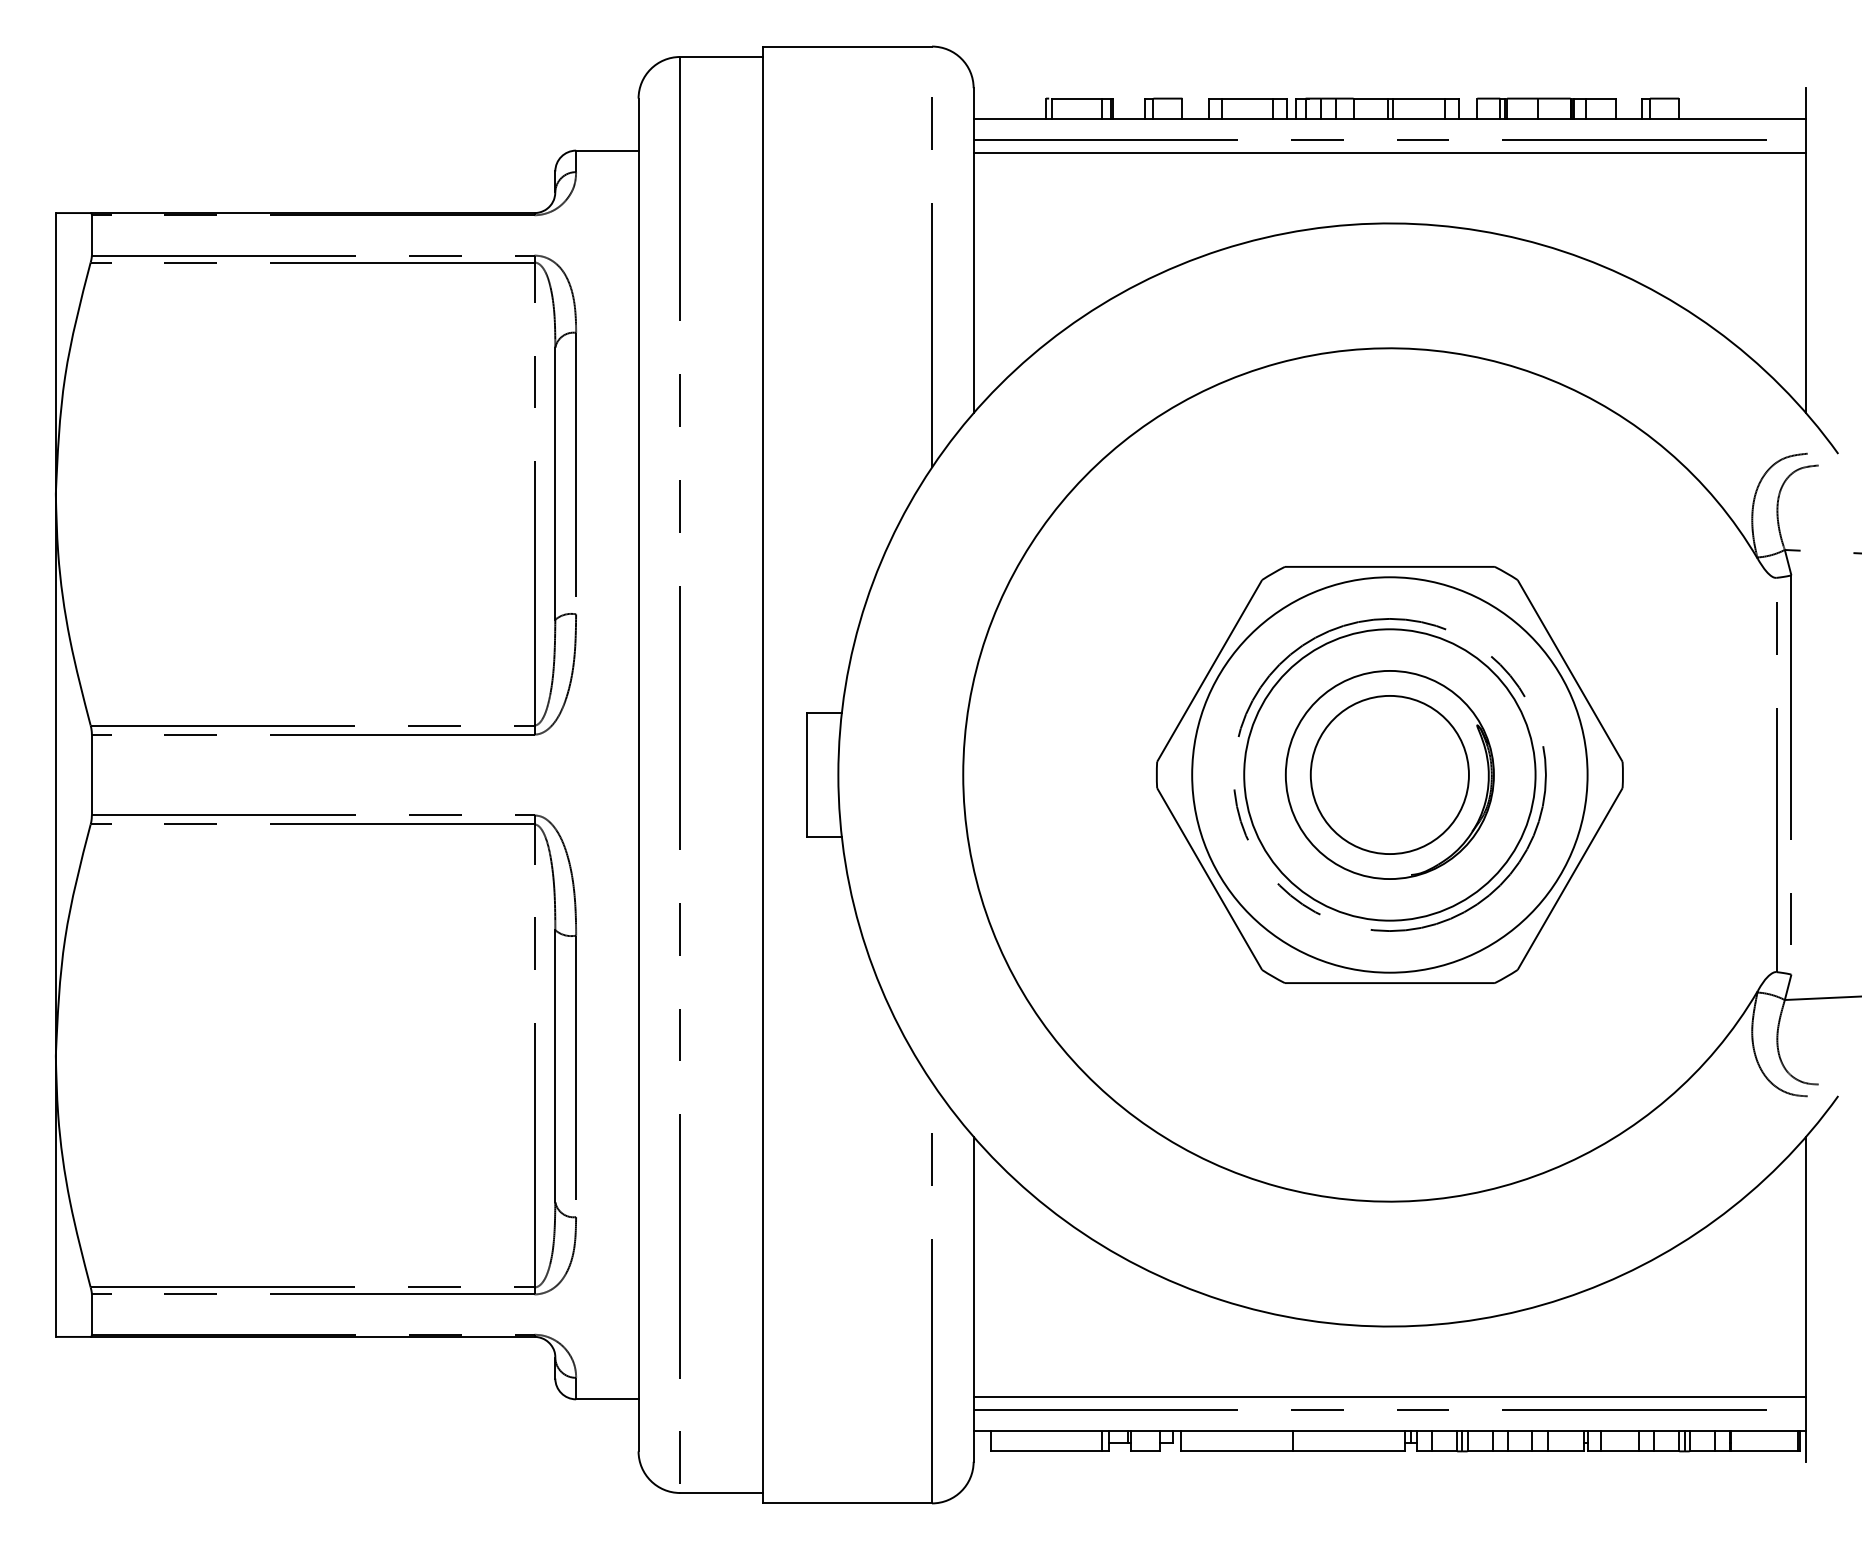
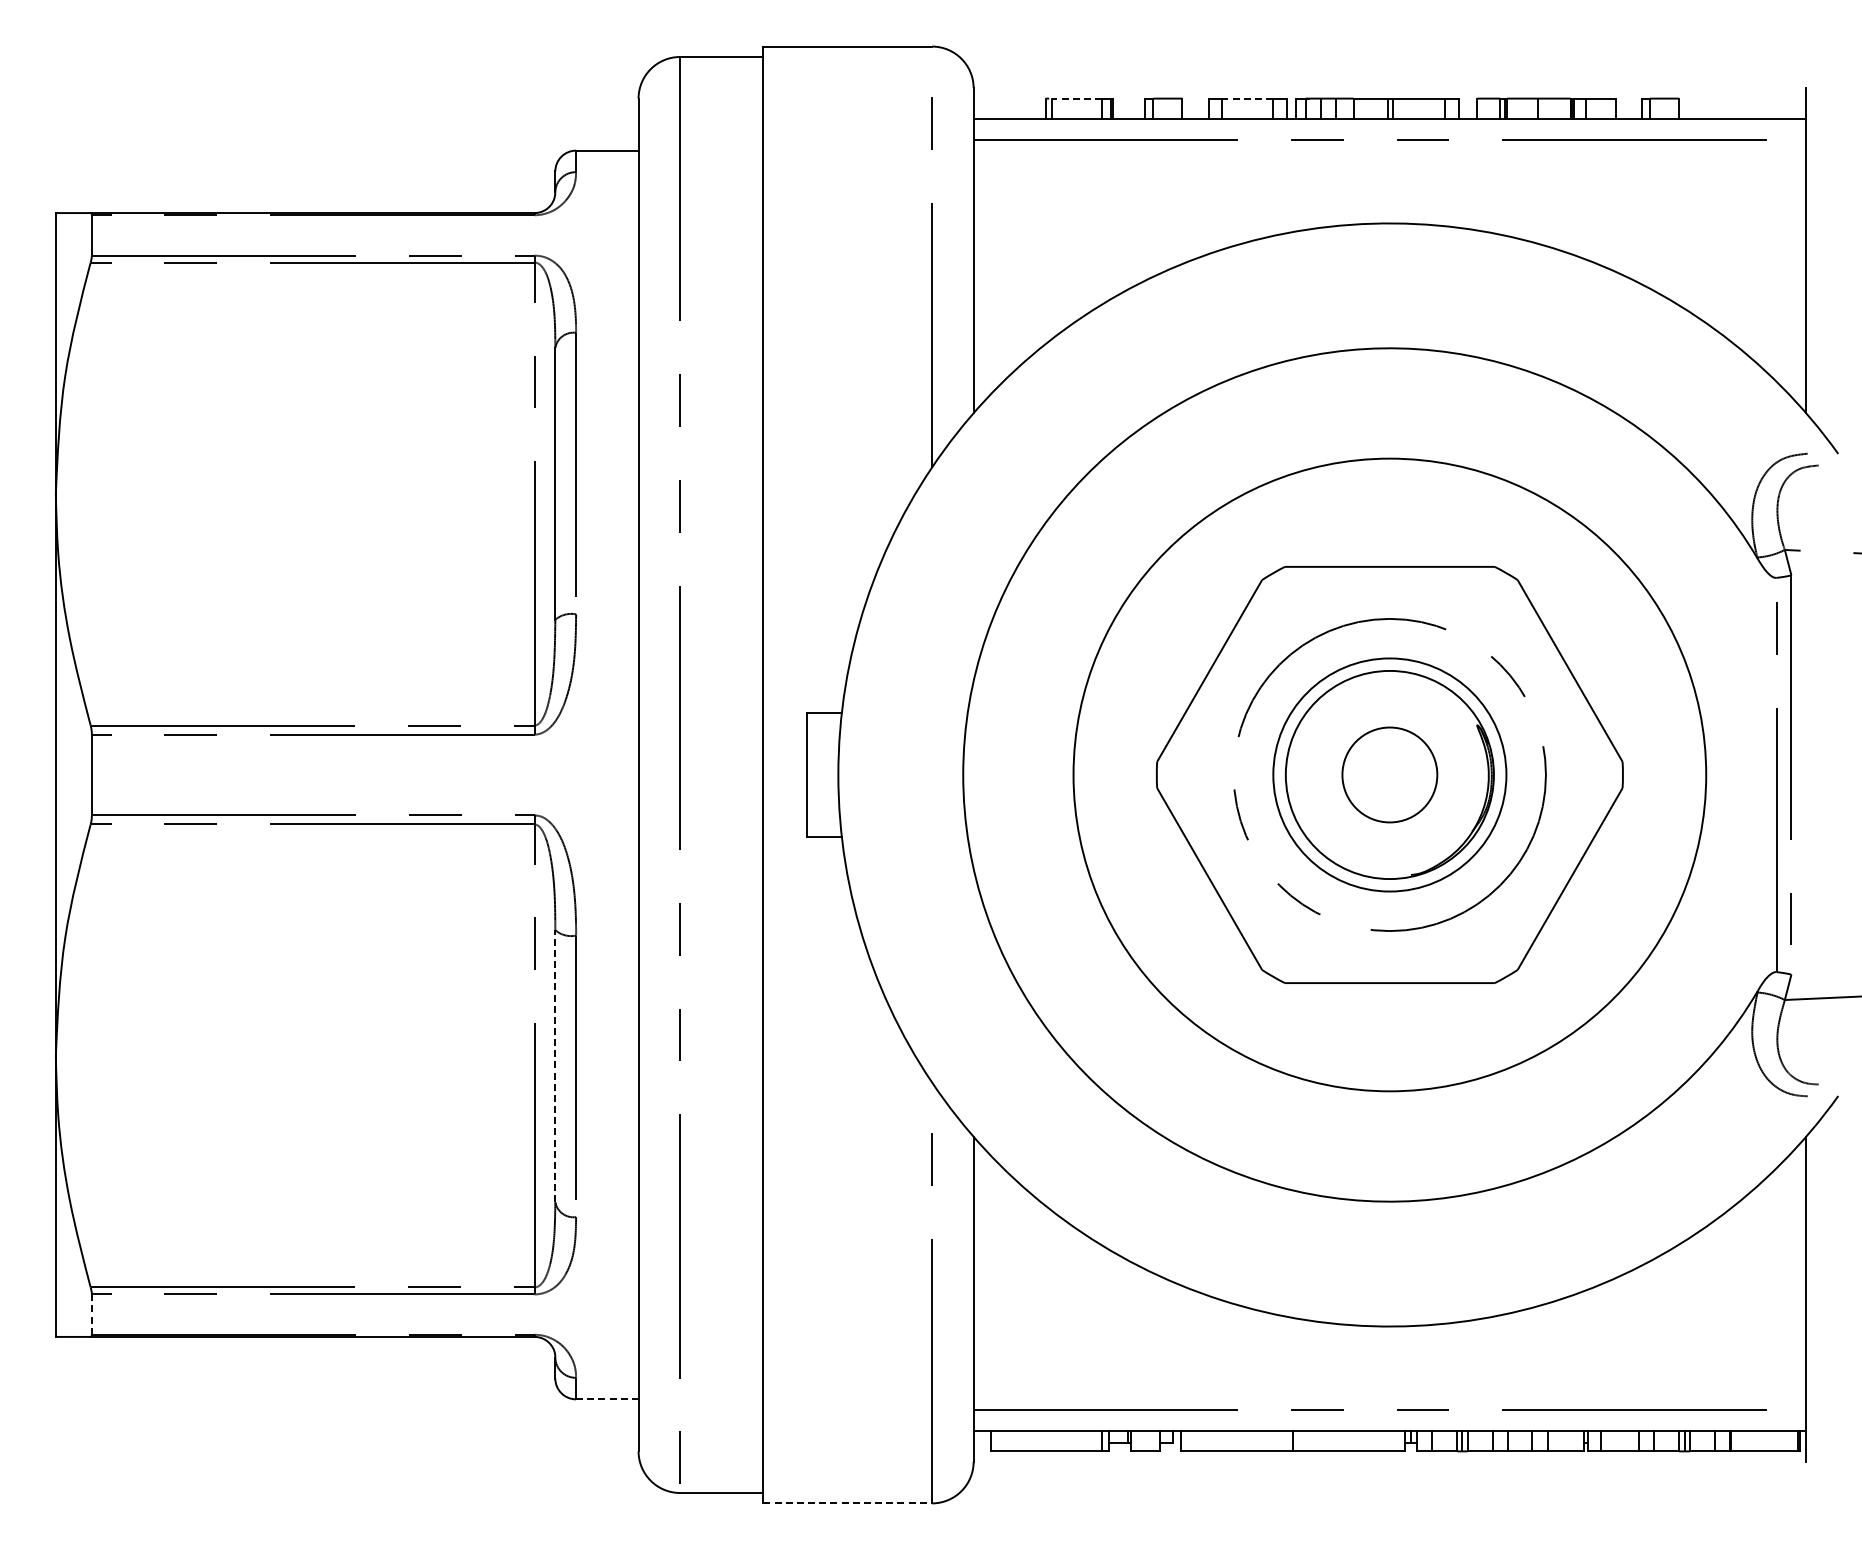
line: solid -> dashed (1076, 98)
line: solid -> dashed (1247, 98)
line: present -> none (1389, 153)
circle diameter: 158 px -> 95 px (1389, 774)
circle diameter: 291 px -> 233 px (1389, 774)
circle diameter: 395 px -> 633 px (1389, 774)
line: solid -> dashed (555, 1065)
line: solid -> dashed (91, 1314)
line: present -> none (1389, 1396)
line: solid -> dashed (607, 1399)
line: solid -> dashed (848, 1503)
